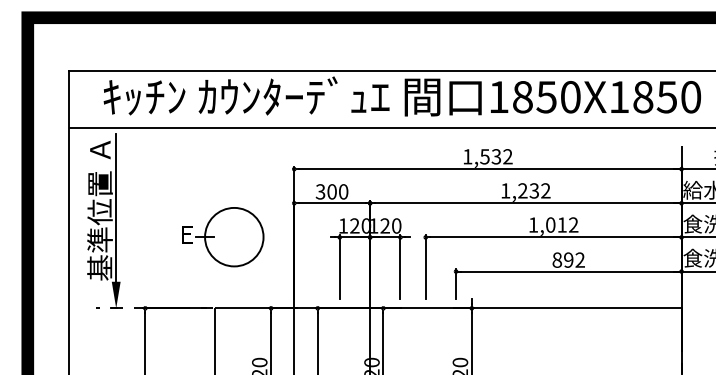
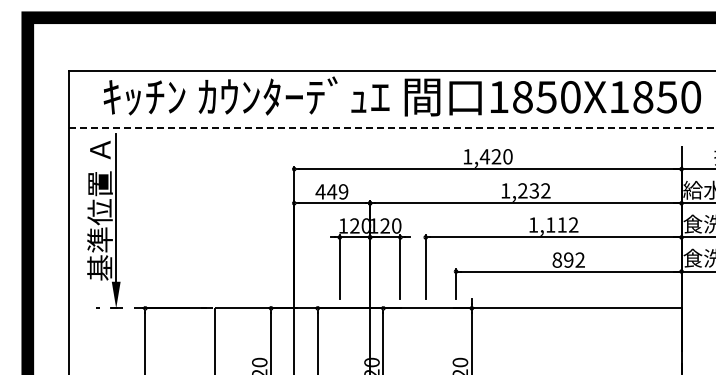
line: solid -> dashed (392, 128)
text: 1,532 -> 1,420 (495, 156)
text: 300 -> 449 (331, 191)
text: 1,012 -> 1,112 (550, 224)
part: present -> none (223, 237)
